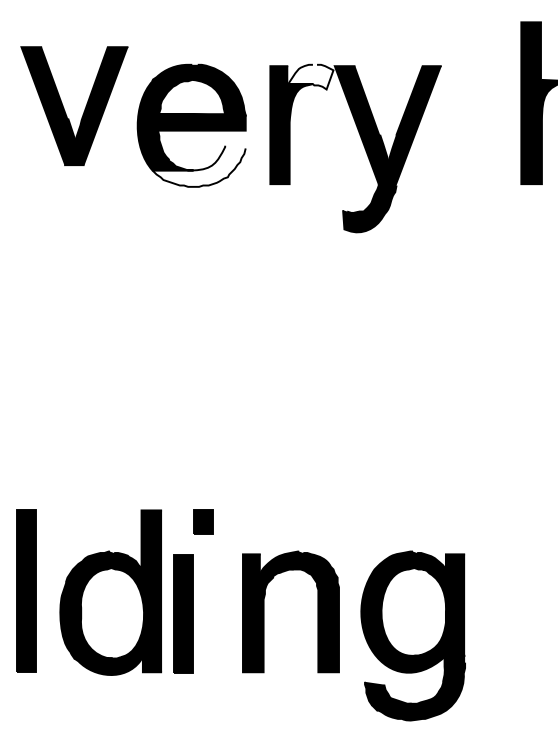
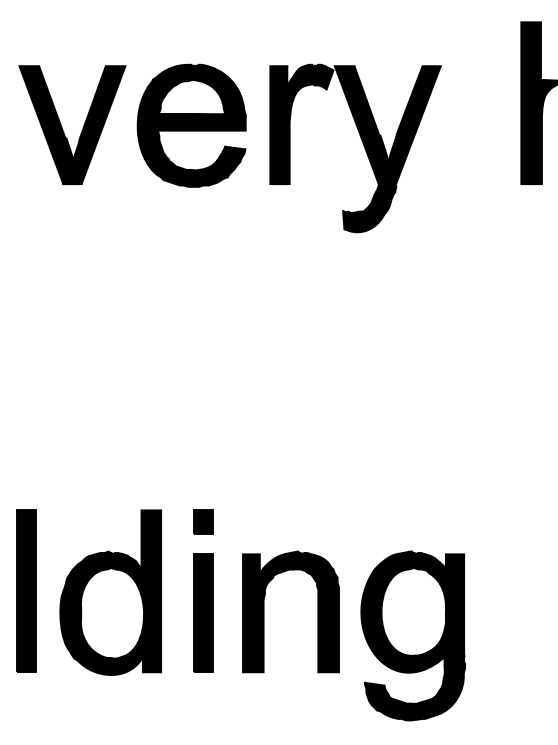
fill: none -> present (310, 76)
part position: (64, 107) -> (62, 126) (62, 126)
fill: none -> present (198, 165)
part position: (183, 613) -> (203, 612) (203, 612)
